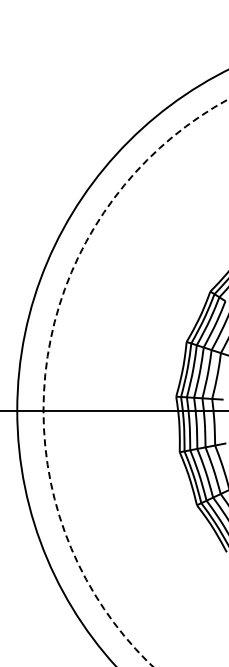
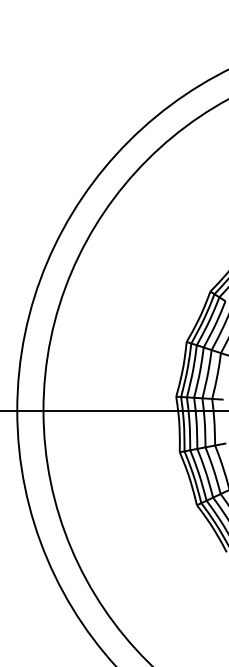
circle: dashed -> solid (135, 382)
